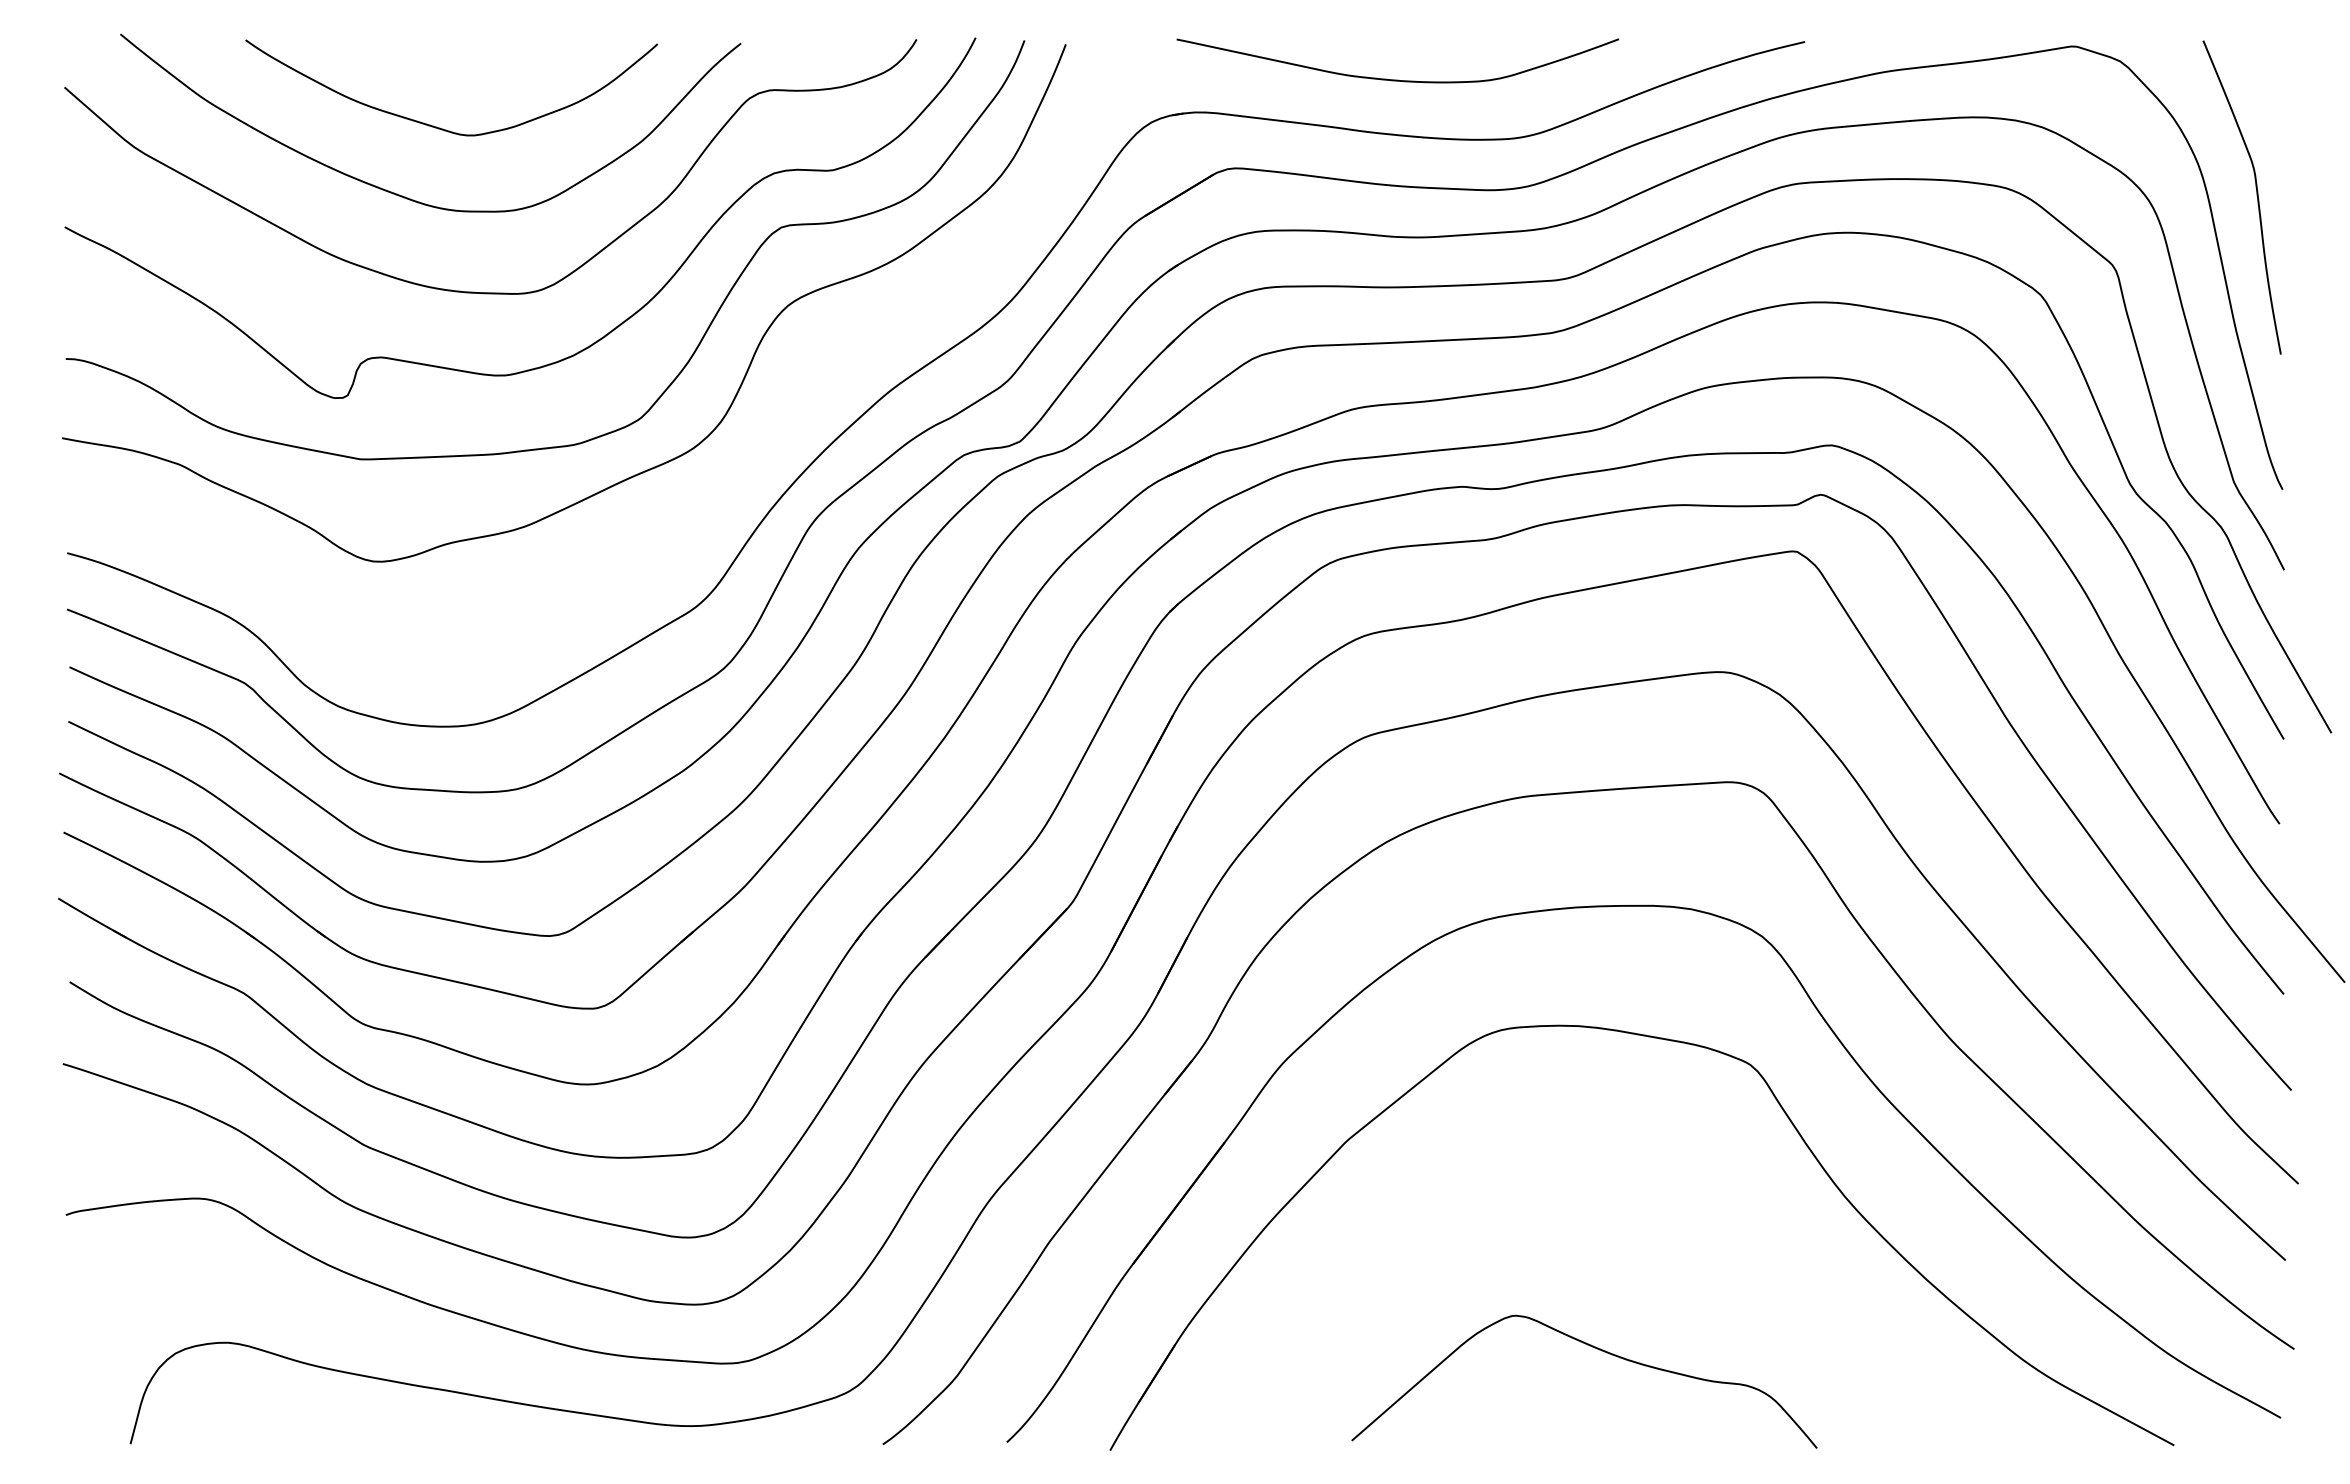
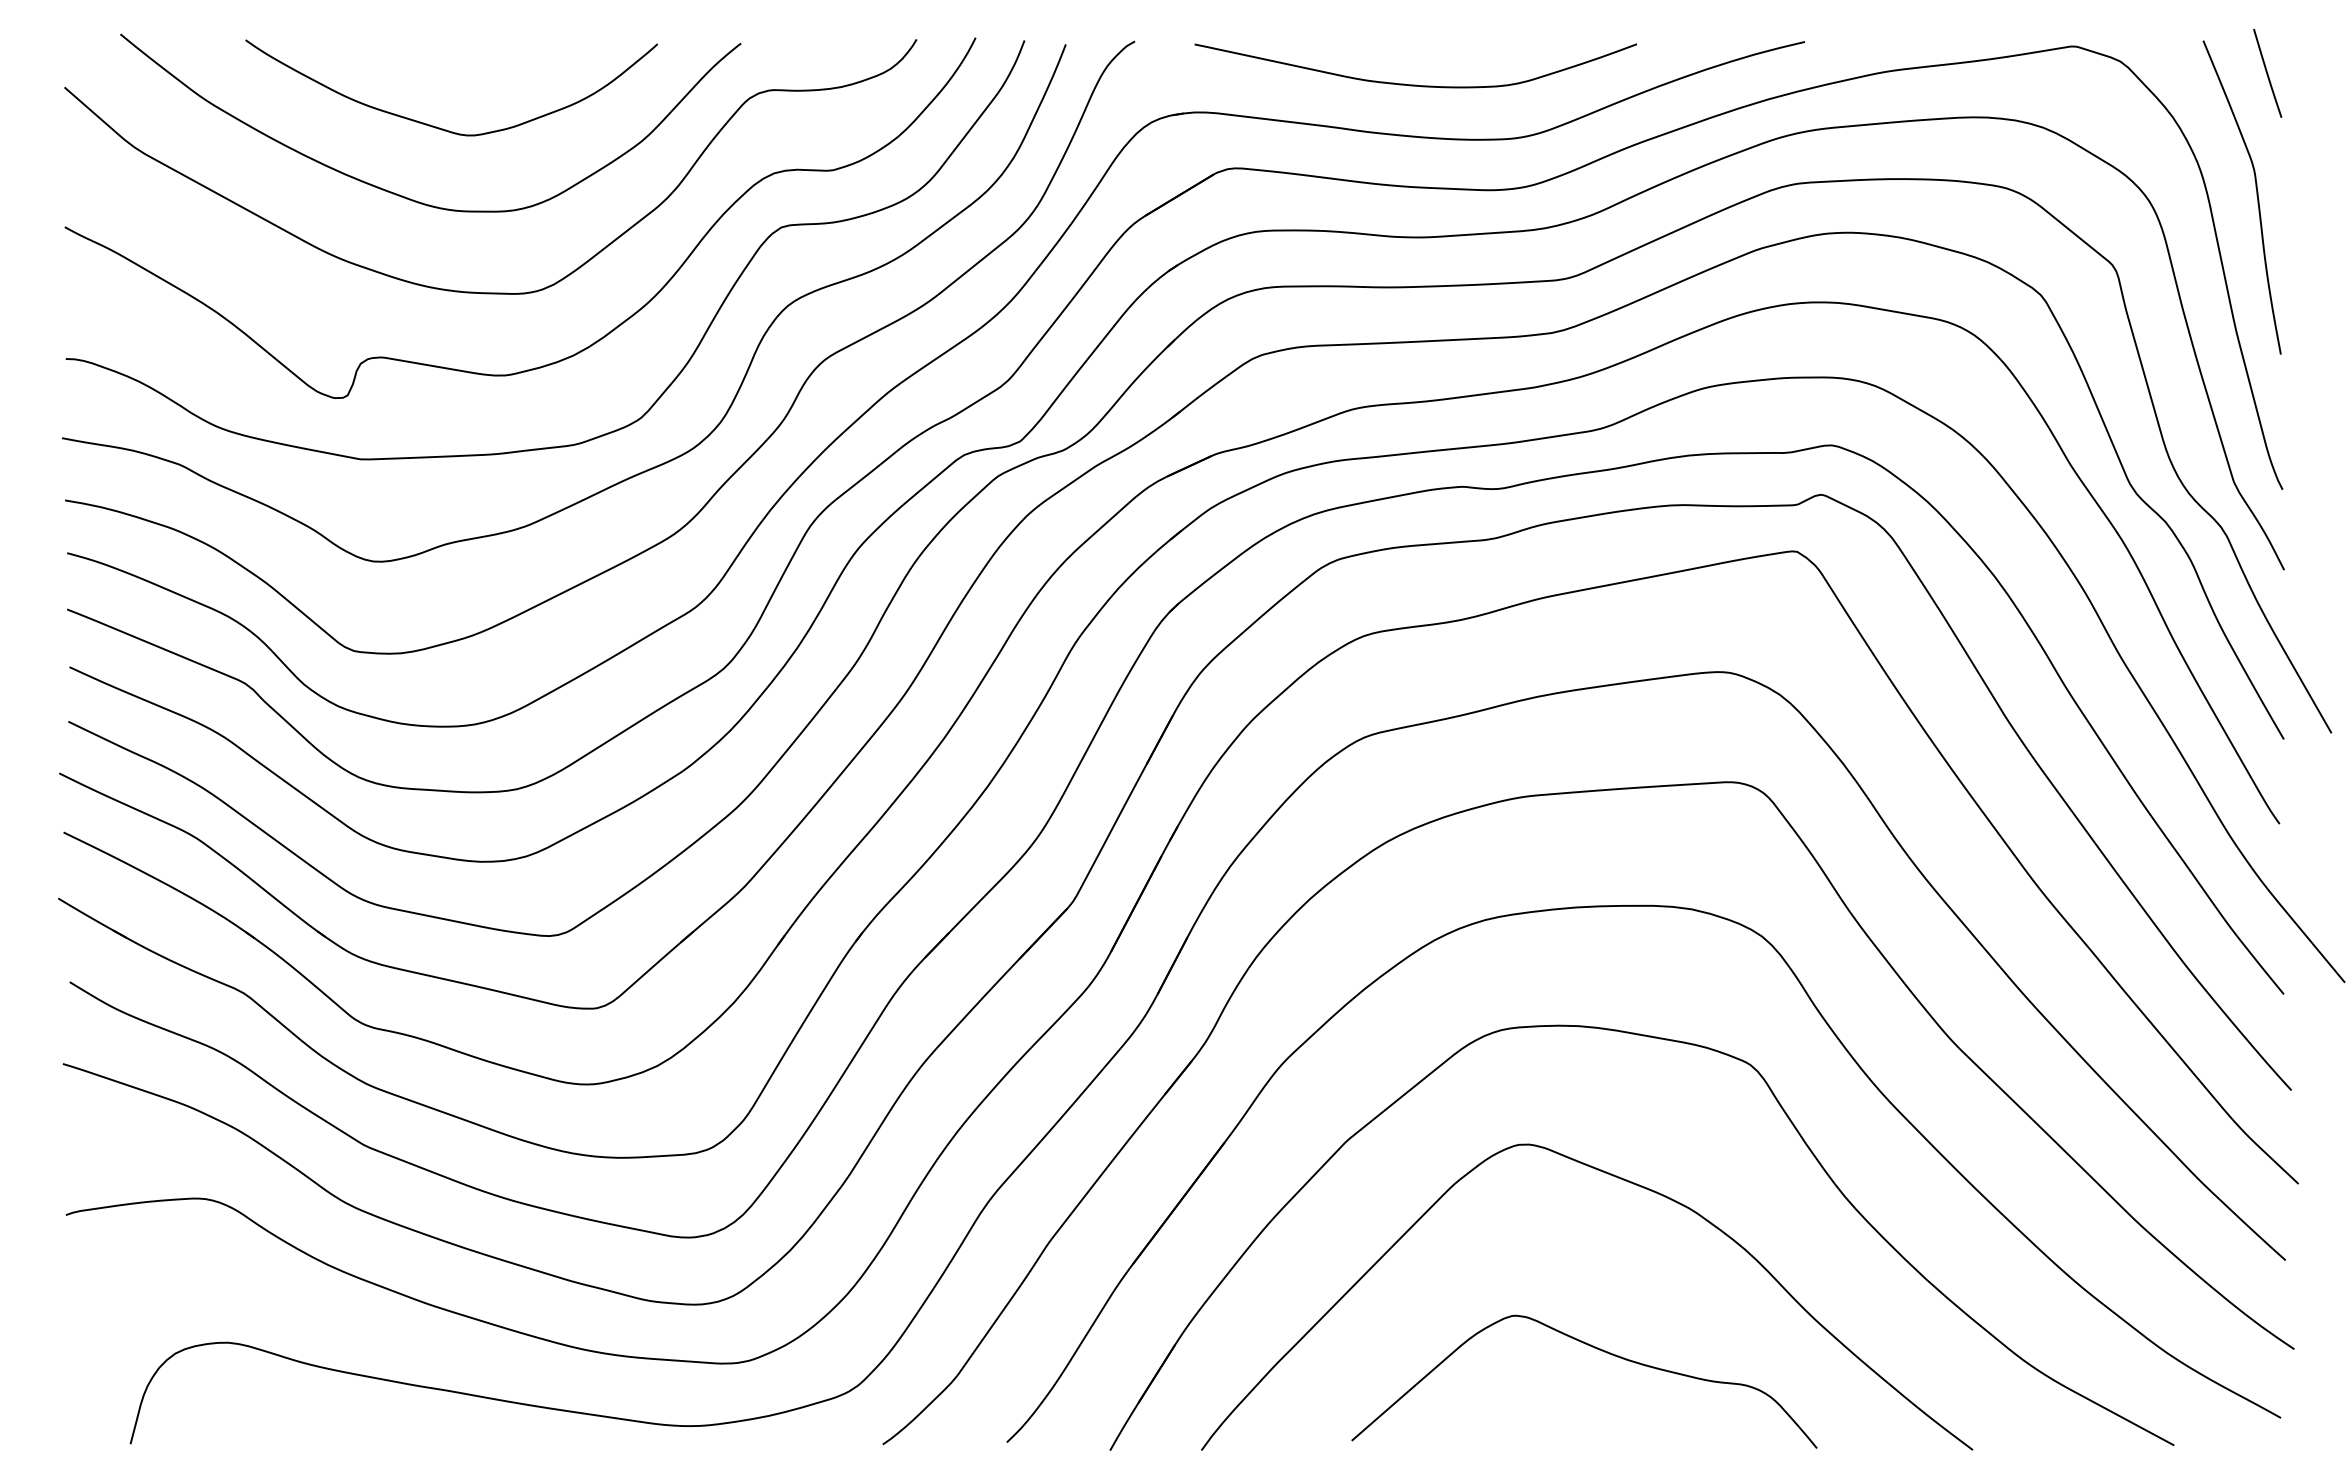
line: none -> present (2267, 72)
curve position: (1397, 79) -> (1415, 84) (1415, 84)
curve: none -> present (729, 476)
curve: none -> present (1630, 1183)
